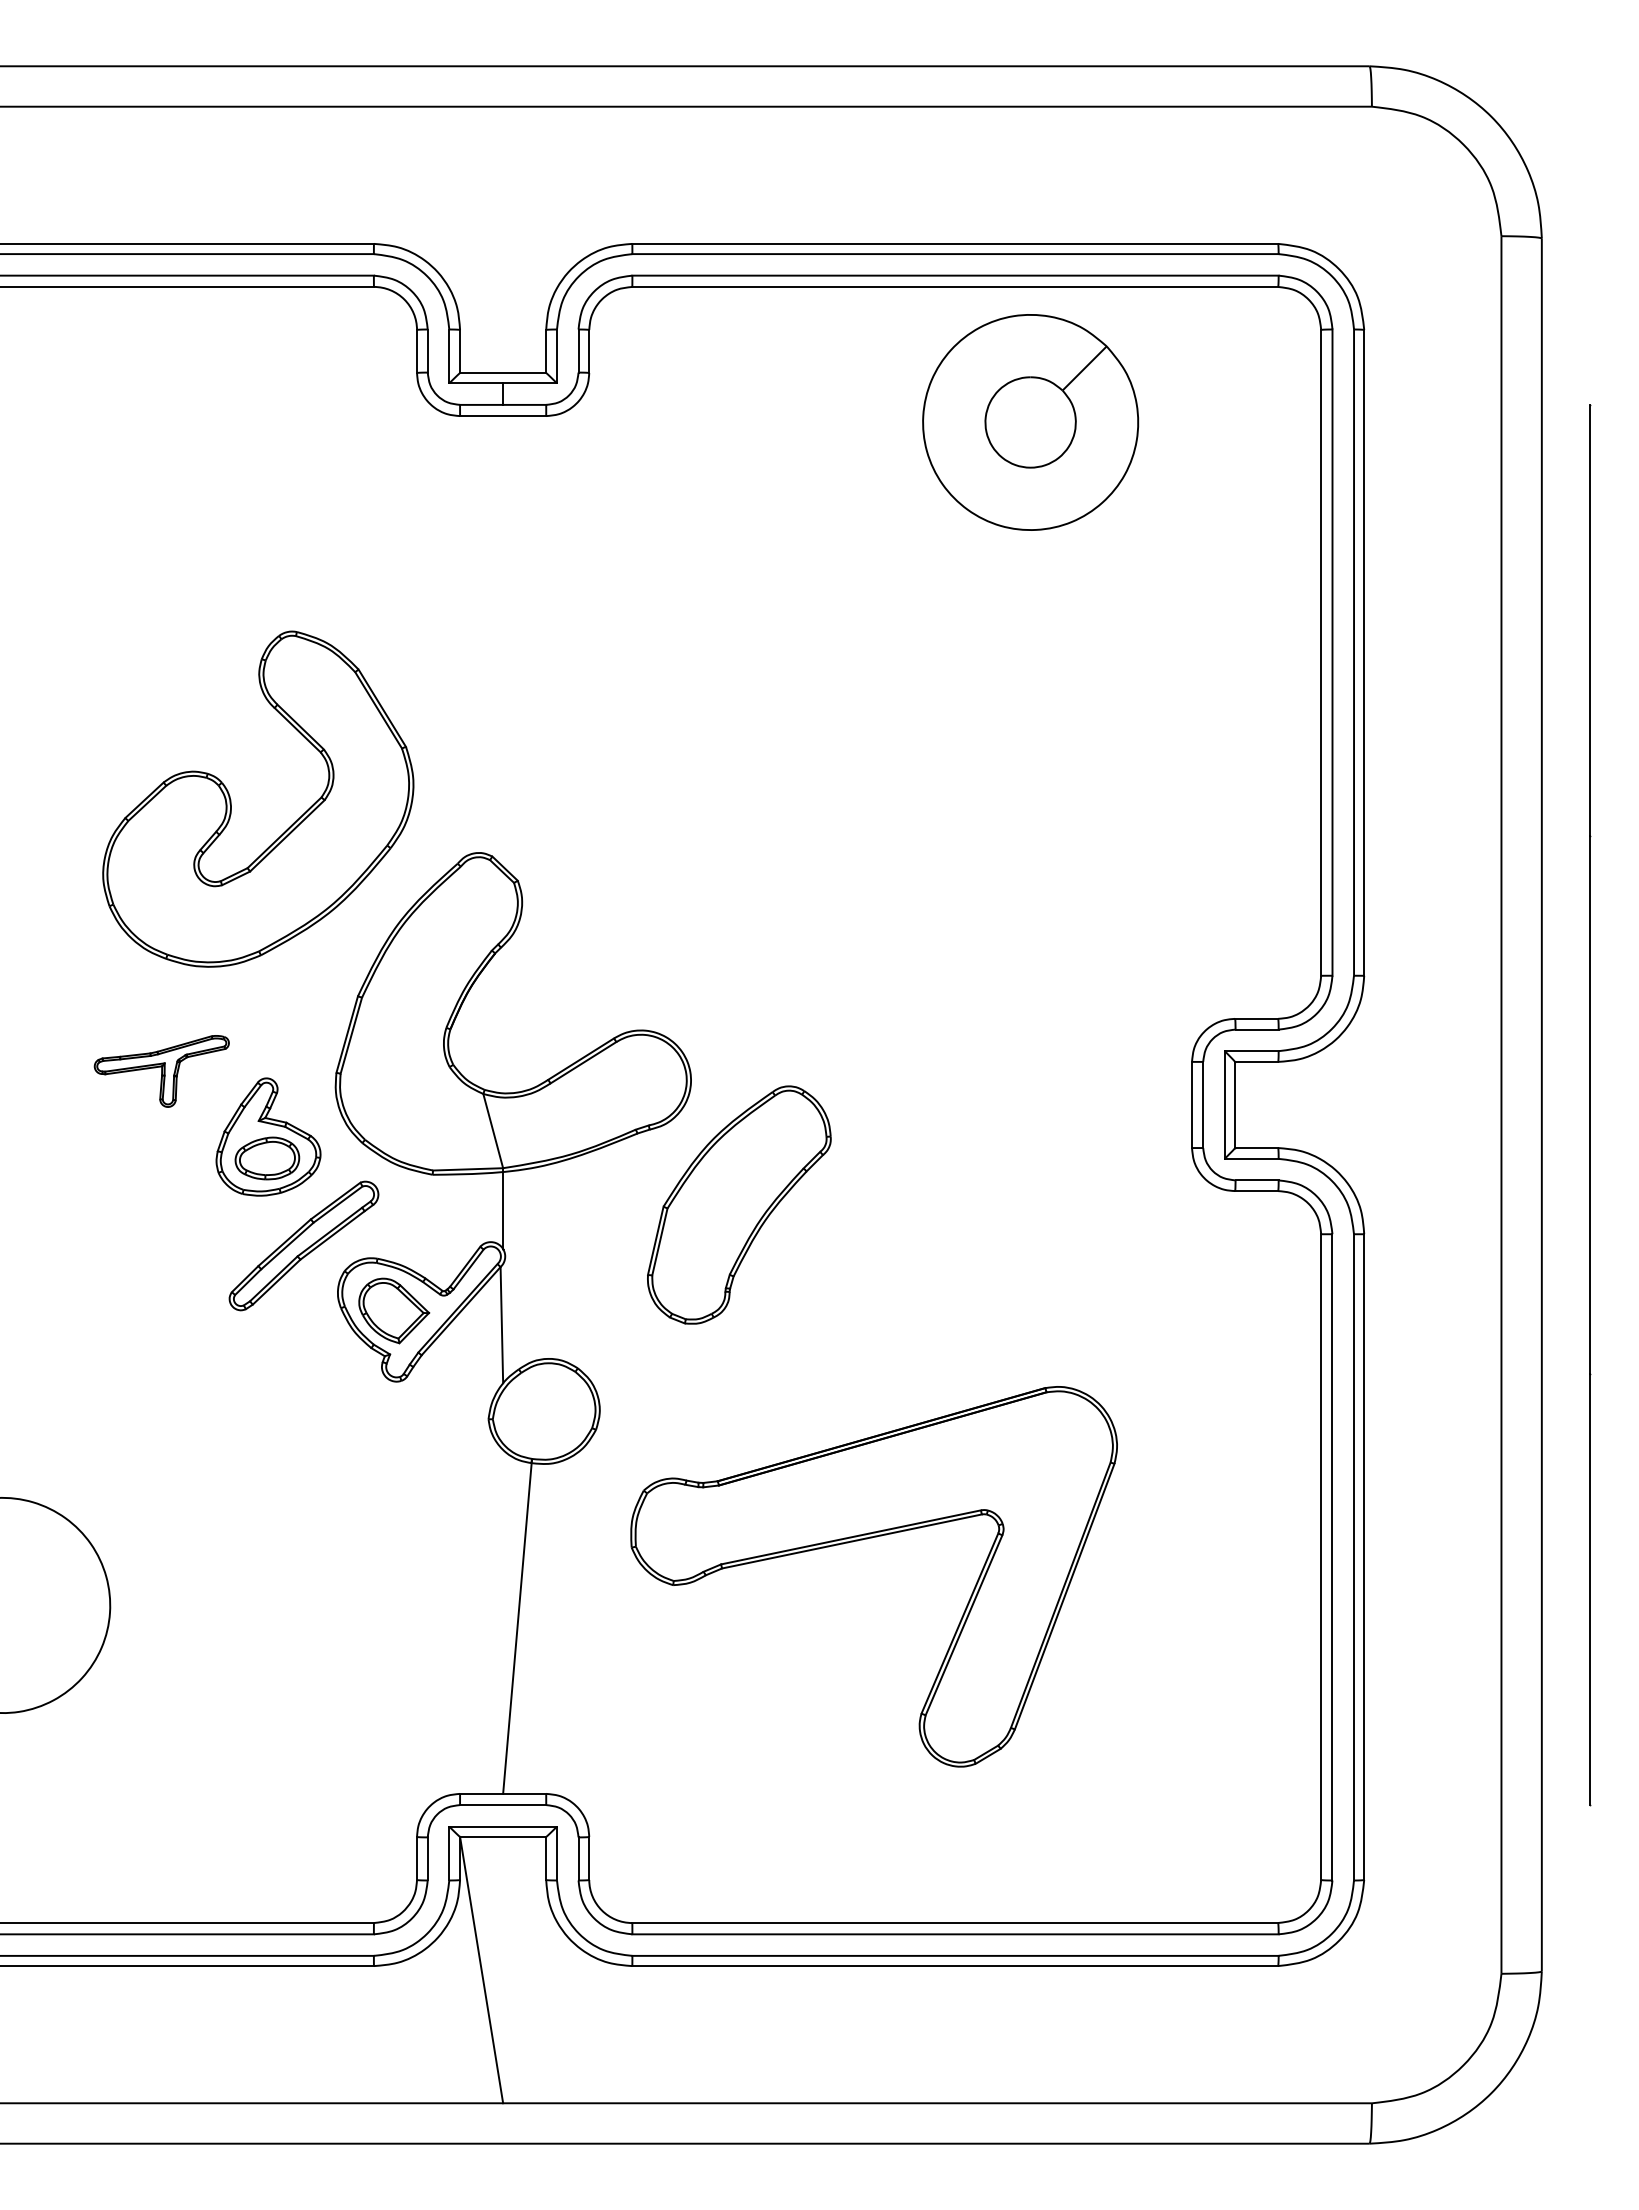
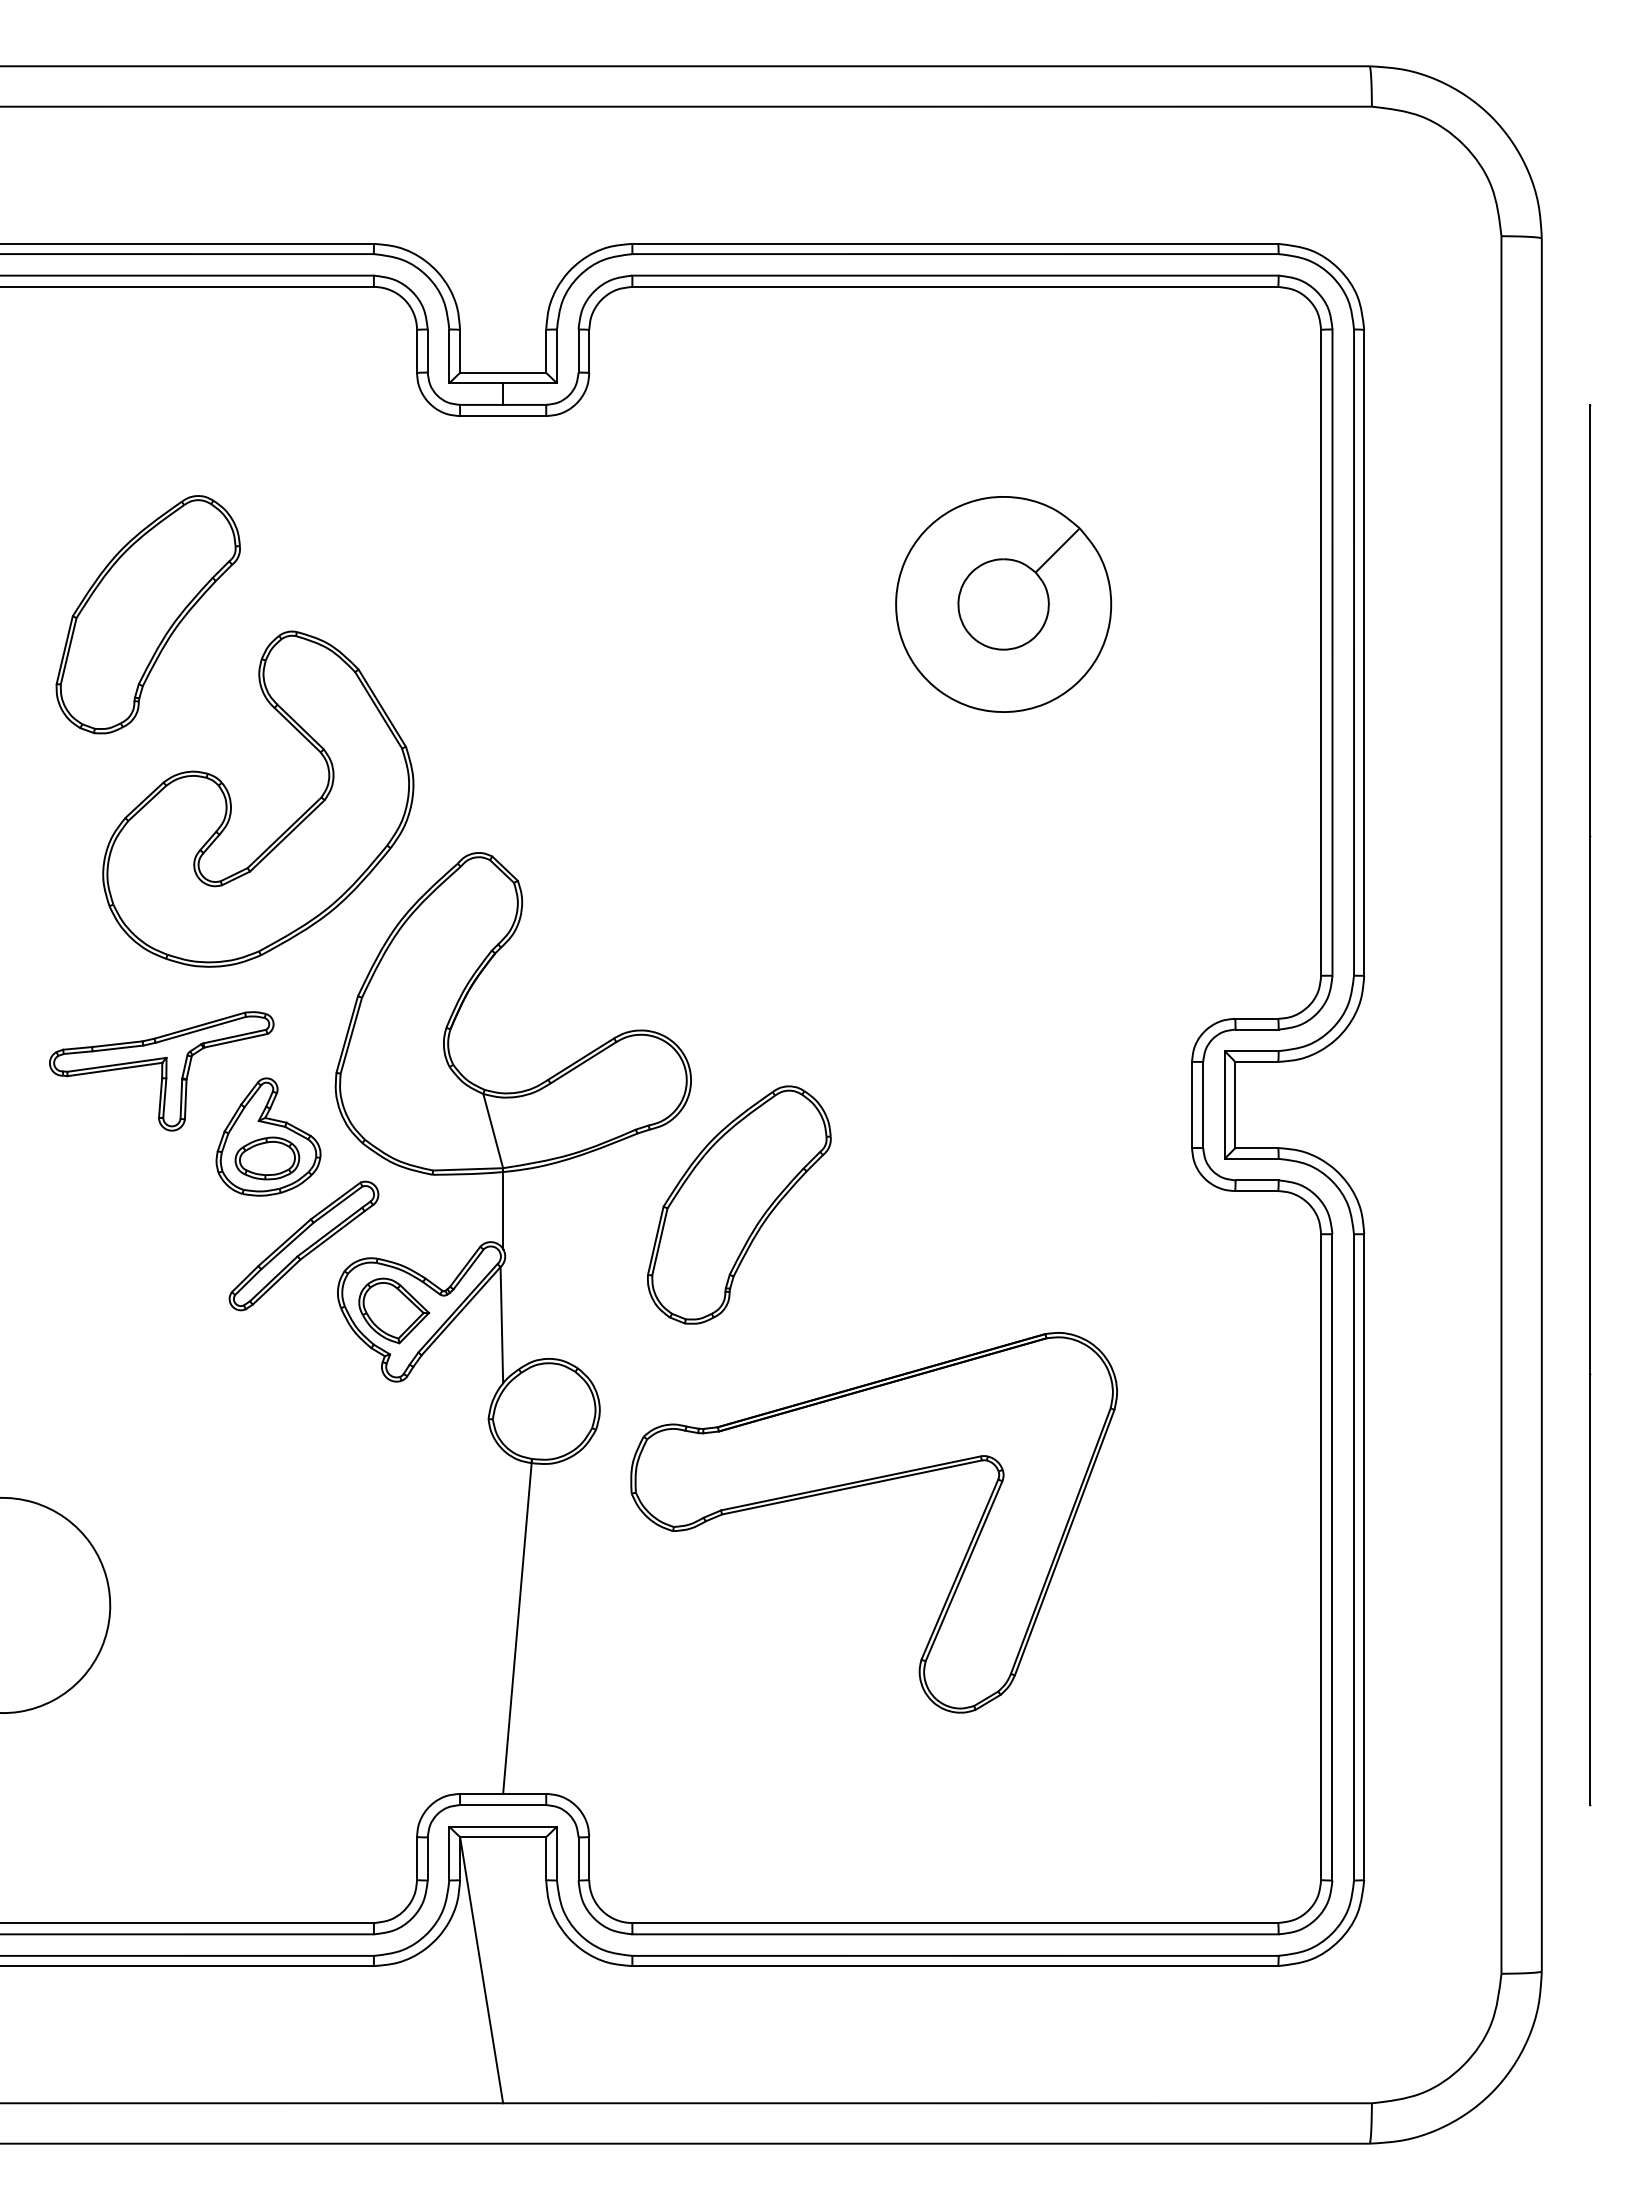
part position: (1030, 422) -> (1003, 604) (1003, 604)
part: none -> present (147, 614)
part size: 137x73 px -> 226x121 px (161, 1071)
part position: (867, 1539) -> (867, 1485) (867, 1485)
